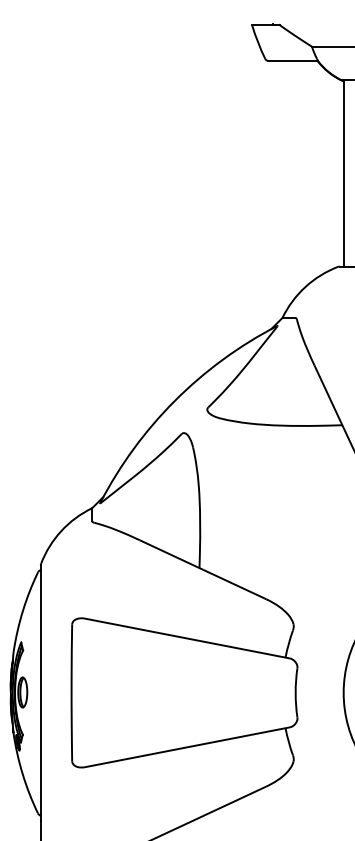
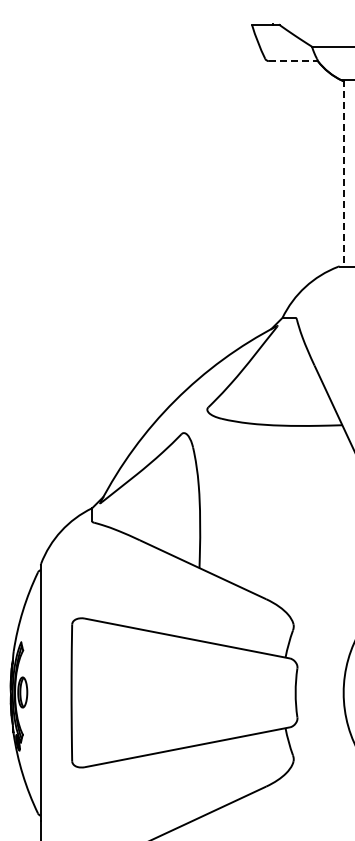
line: solid -> dashed (293, 61)
line: solid -> dashed (344, 173)
